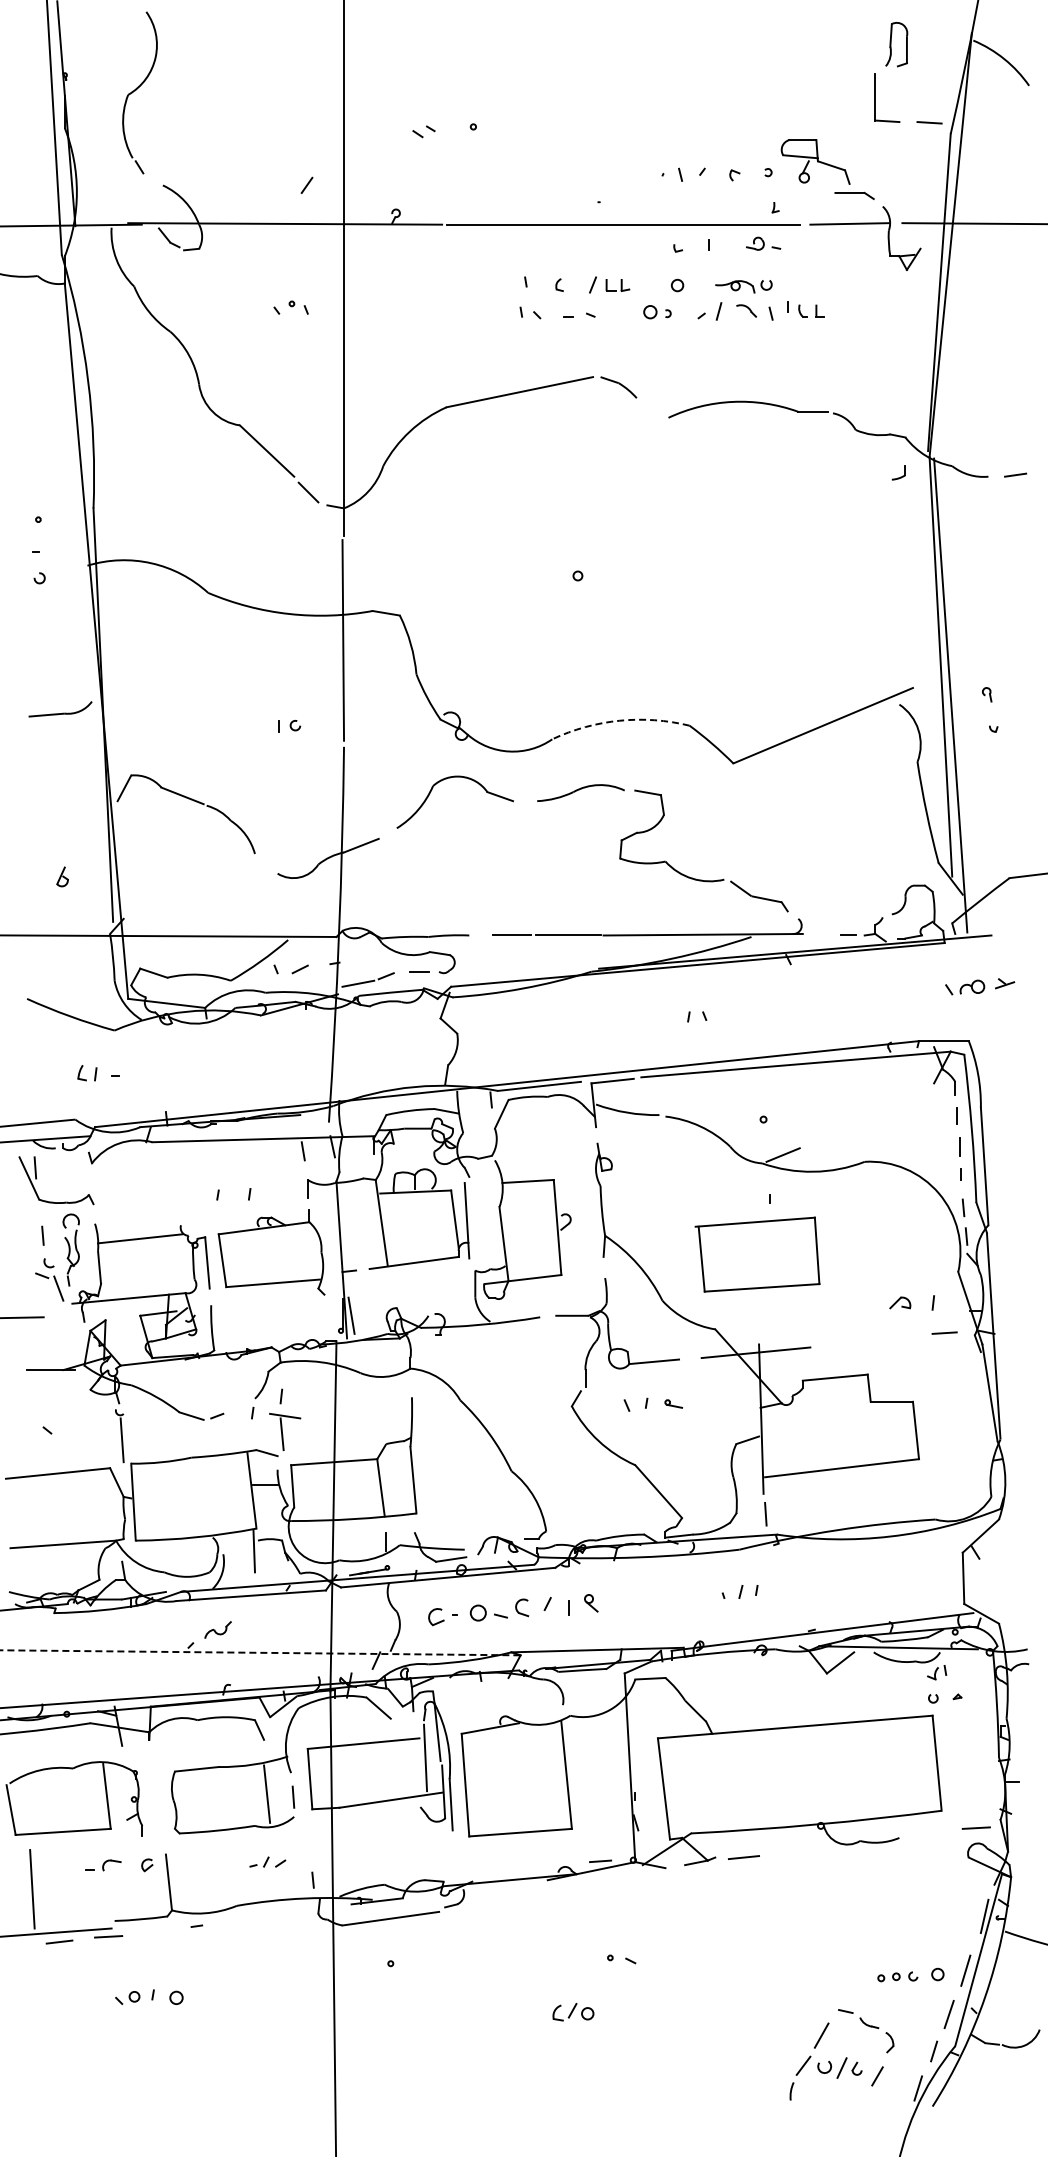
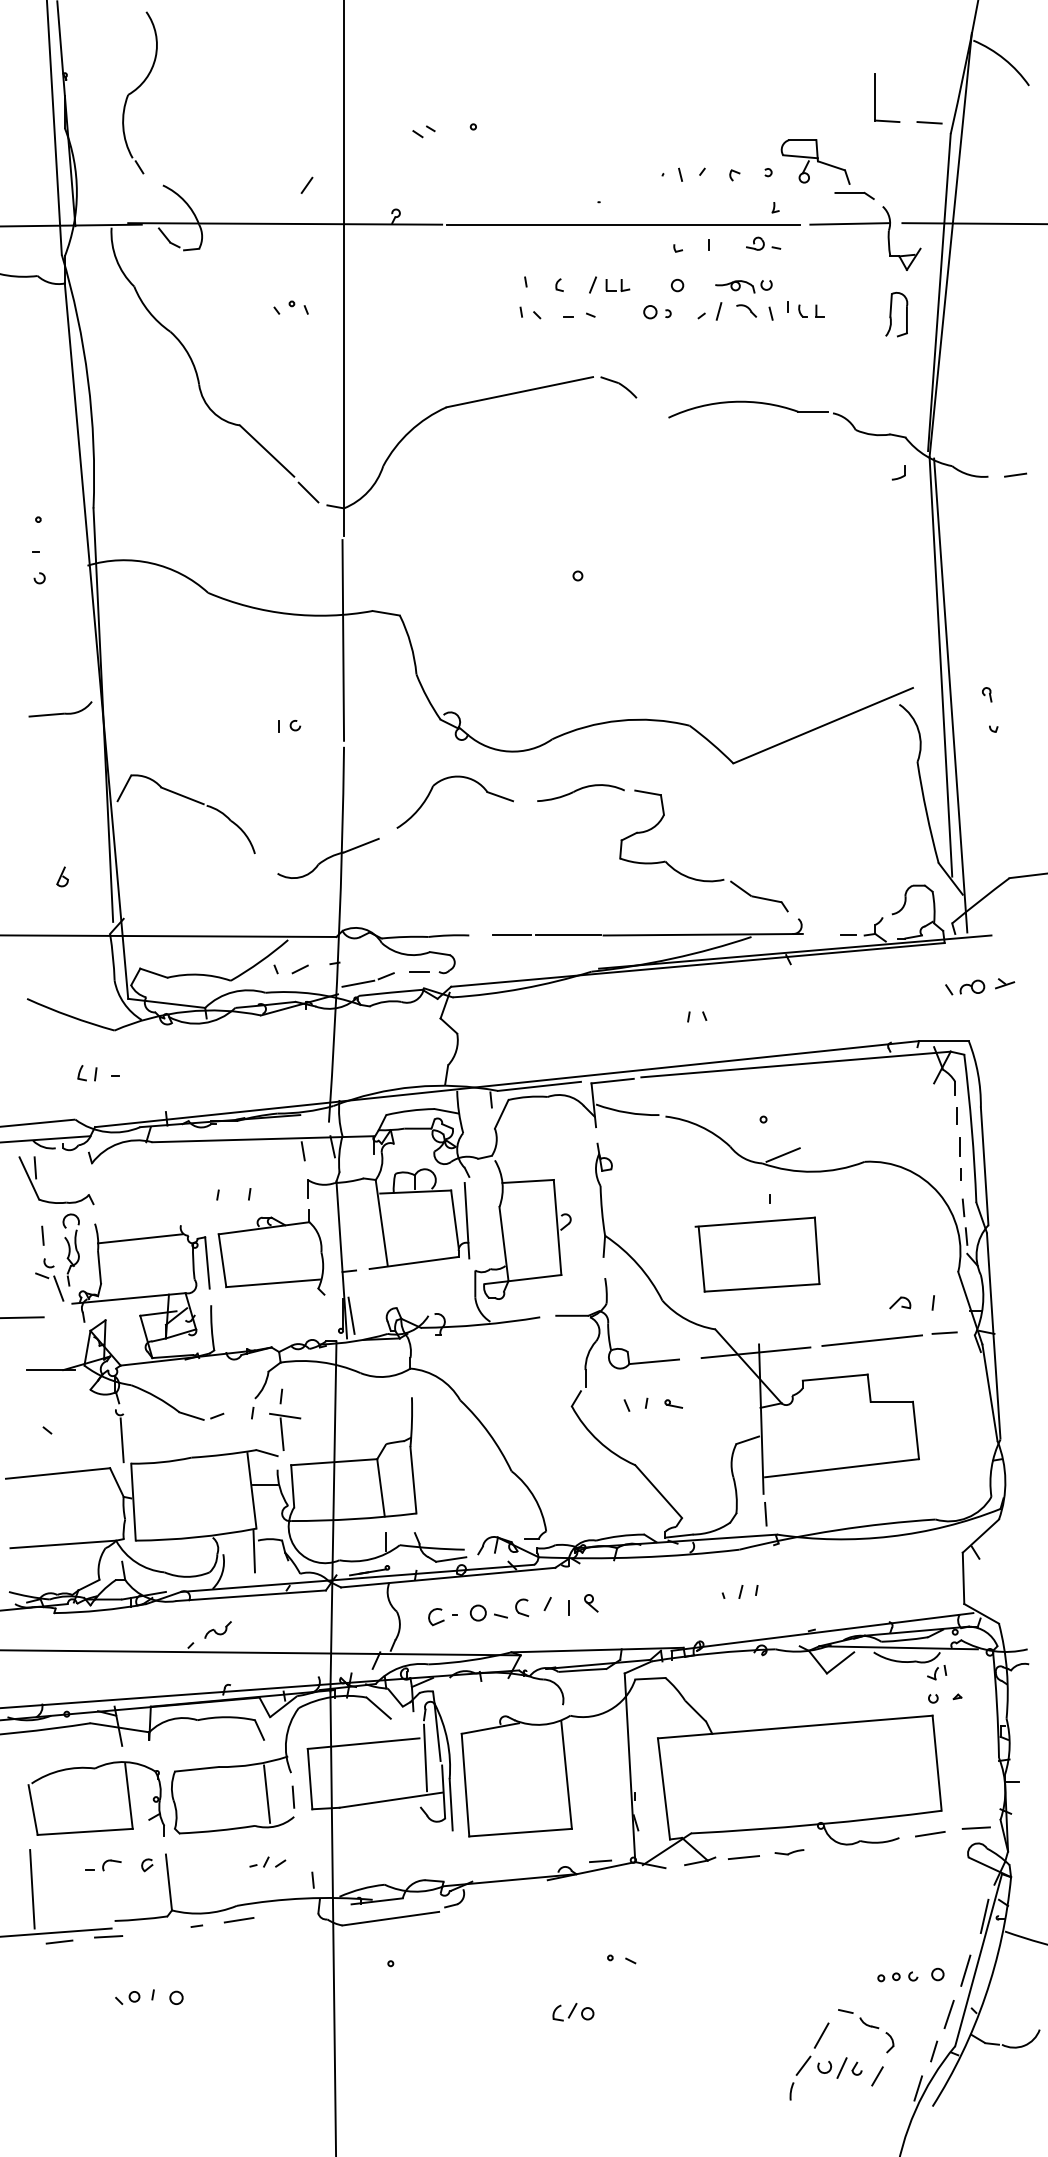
part position: (896, 44) -> (896, 314) (896, 314)
arc: dashed -> solid (619, 720)
line: none -> present (871, 1340)
line: dashed -> solid (260, 1652)
part position: (73, 1769) -> (95, 1769) (95, 1769)
line: none -> present (930, 1833)
part: none -> present (789, 1852)
line: none -> present (238, 1919)
